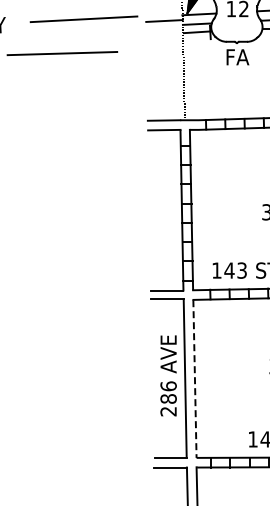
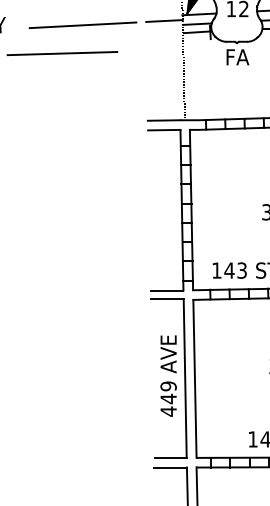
line position: (83, 18) -> (82, 24) (82, 24)
line: dashed -> solid (194, 379)
text: 286 -> 449 (168, 398)
